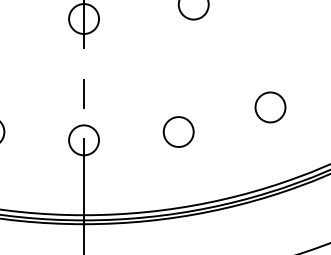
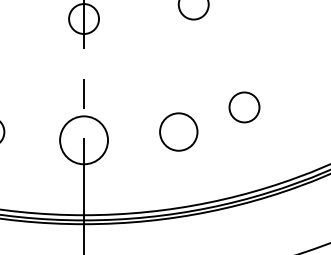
circle position: (270, 107) -> (244, 107) (244, 107)
circle size: 33x32 px -> 40x40 px (178, 131)
circle diameter: 30 px -> 48 px (84, 140)
